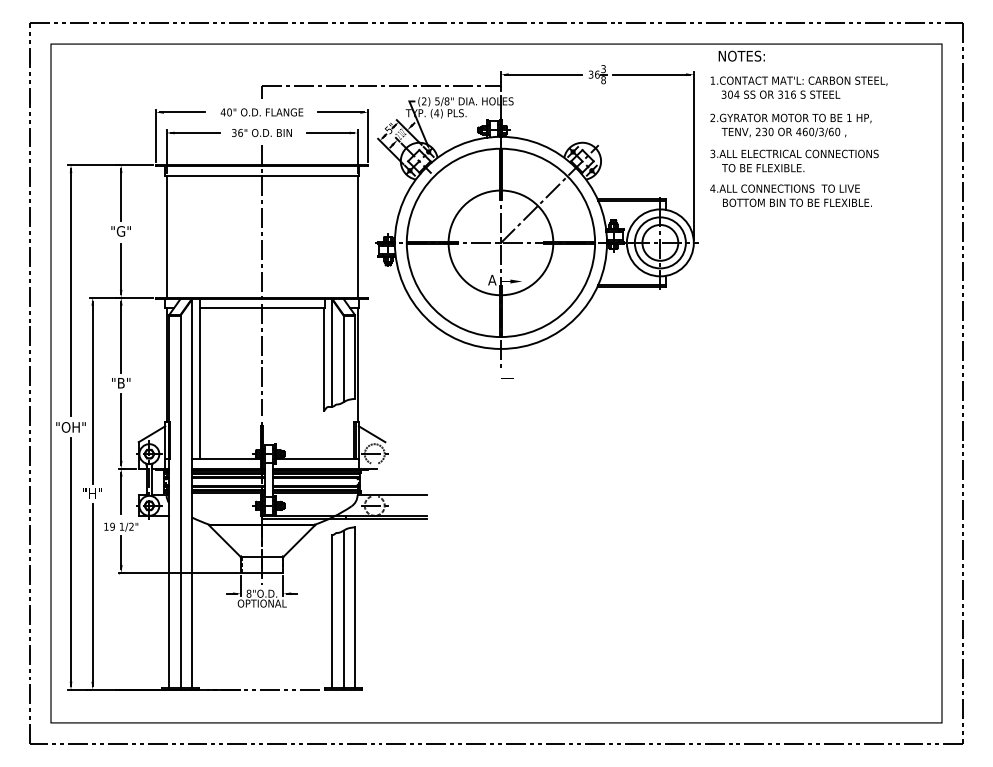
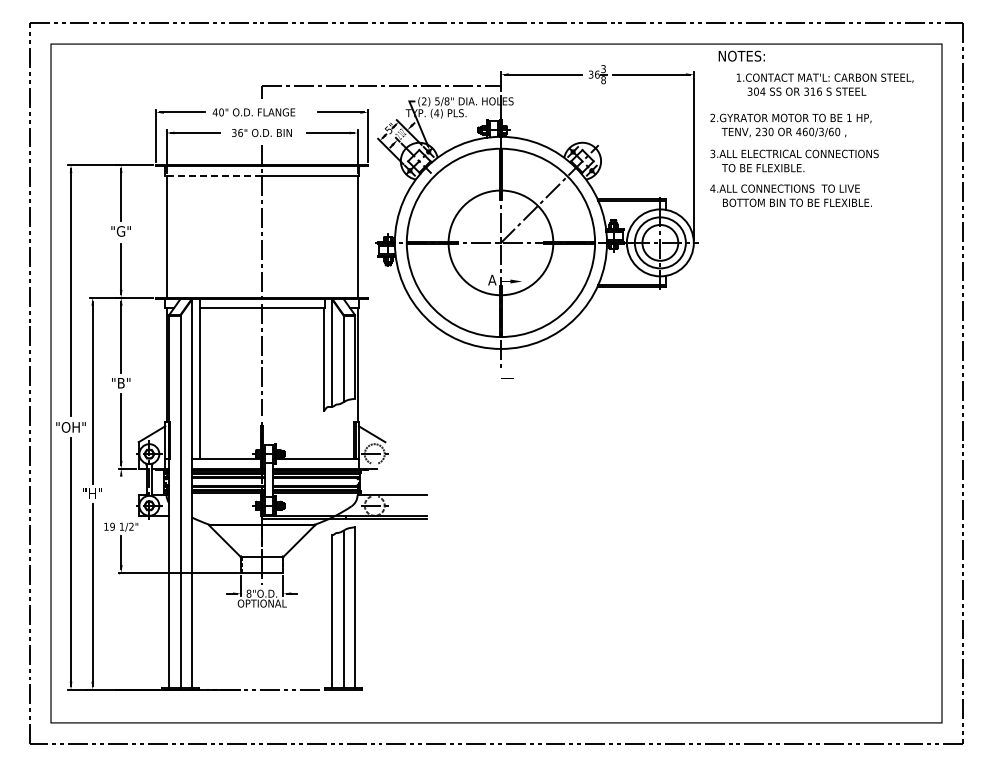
text position: (798, 87) -> (824, 84) (824, 84)
text position: (261, 112) -> (253, 112) (253, 112)
line: solid -> dashed (213, 175)
line: present -> none (121, 493)
